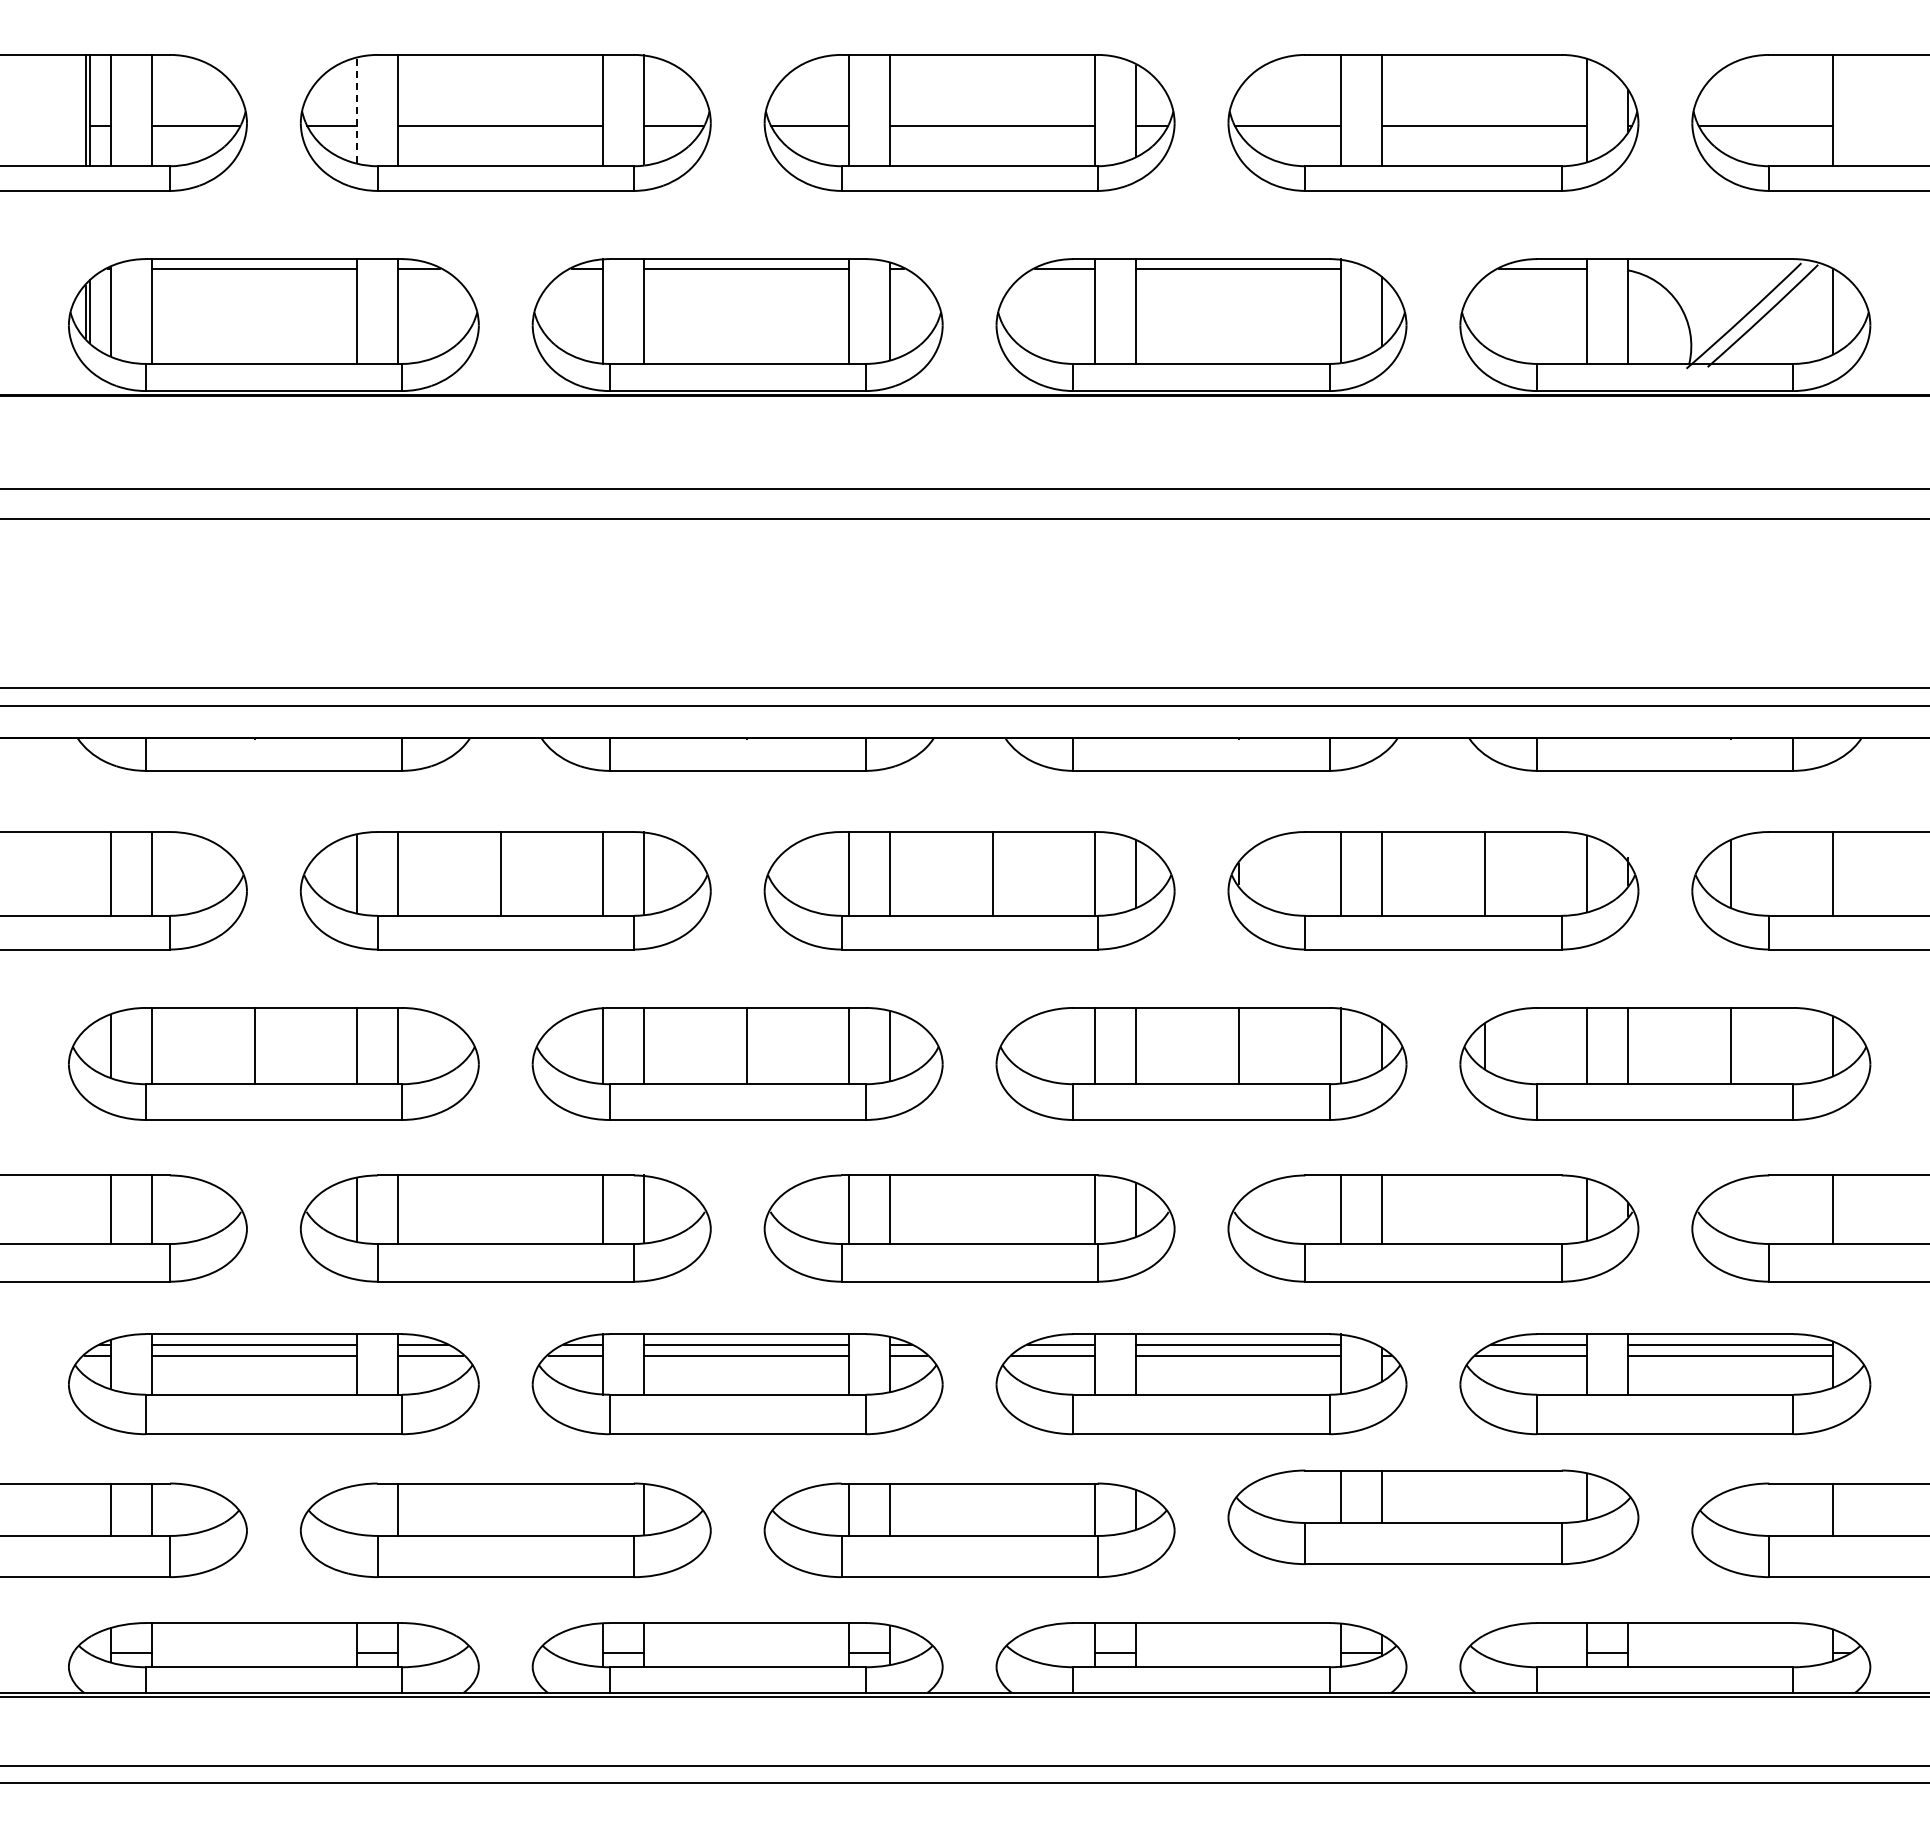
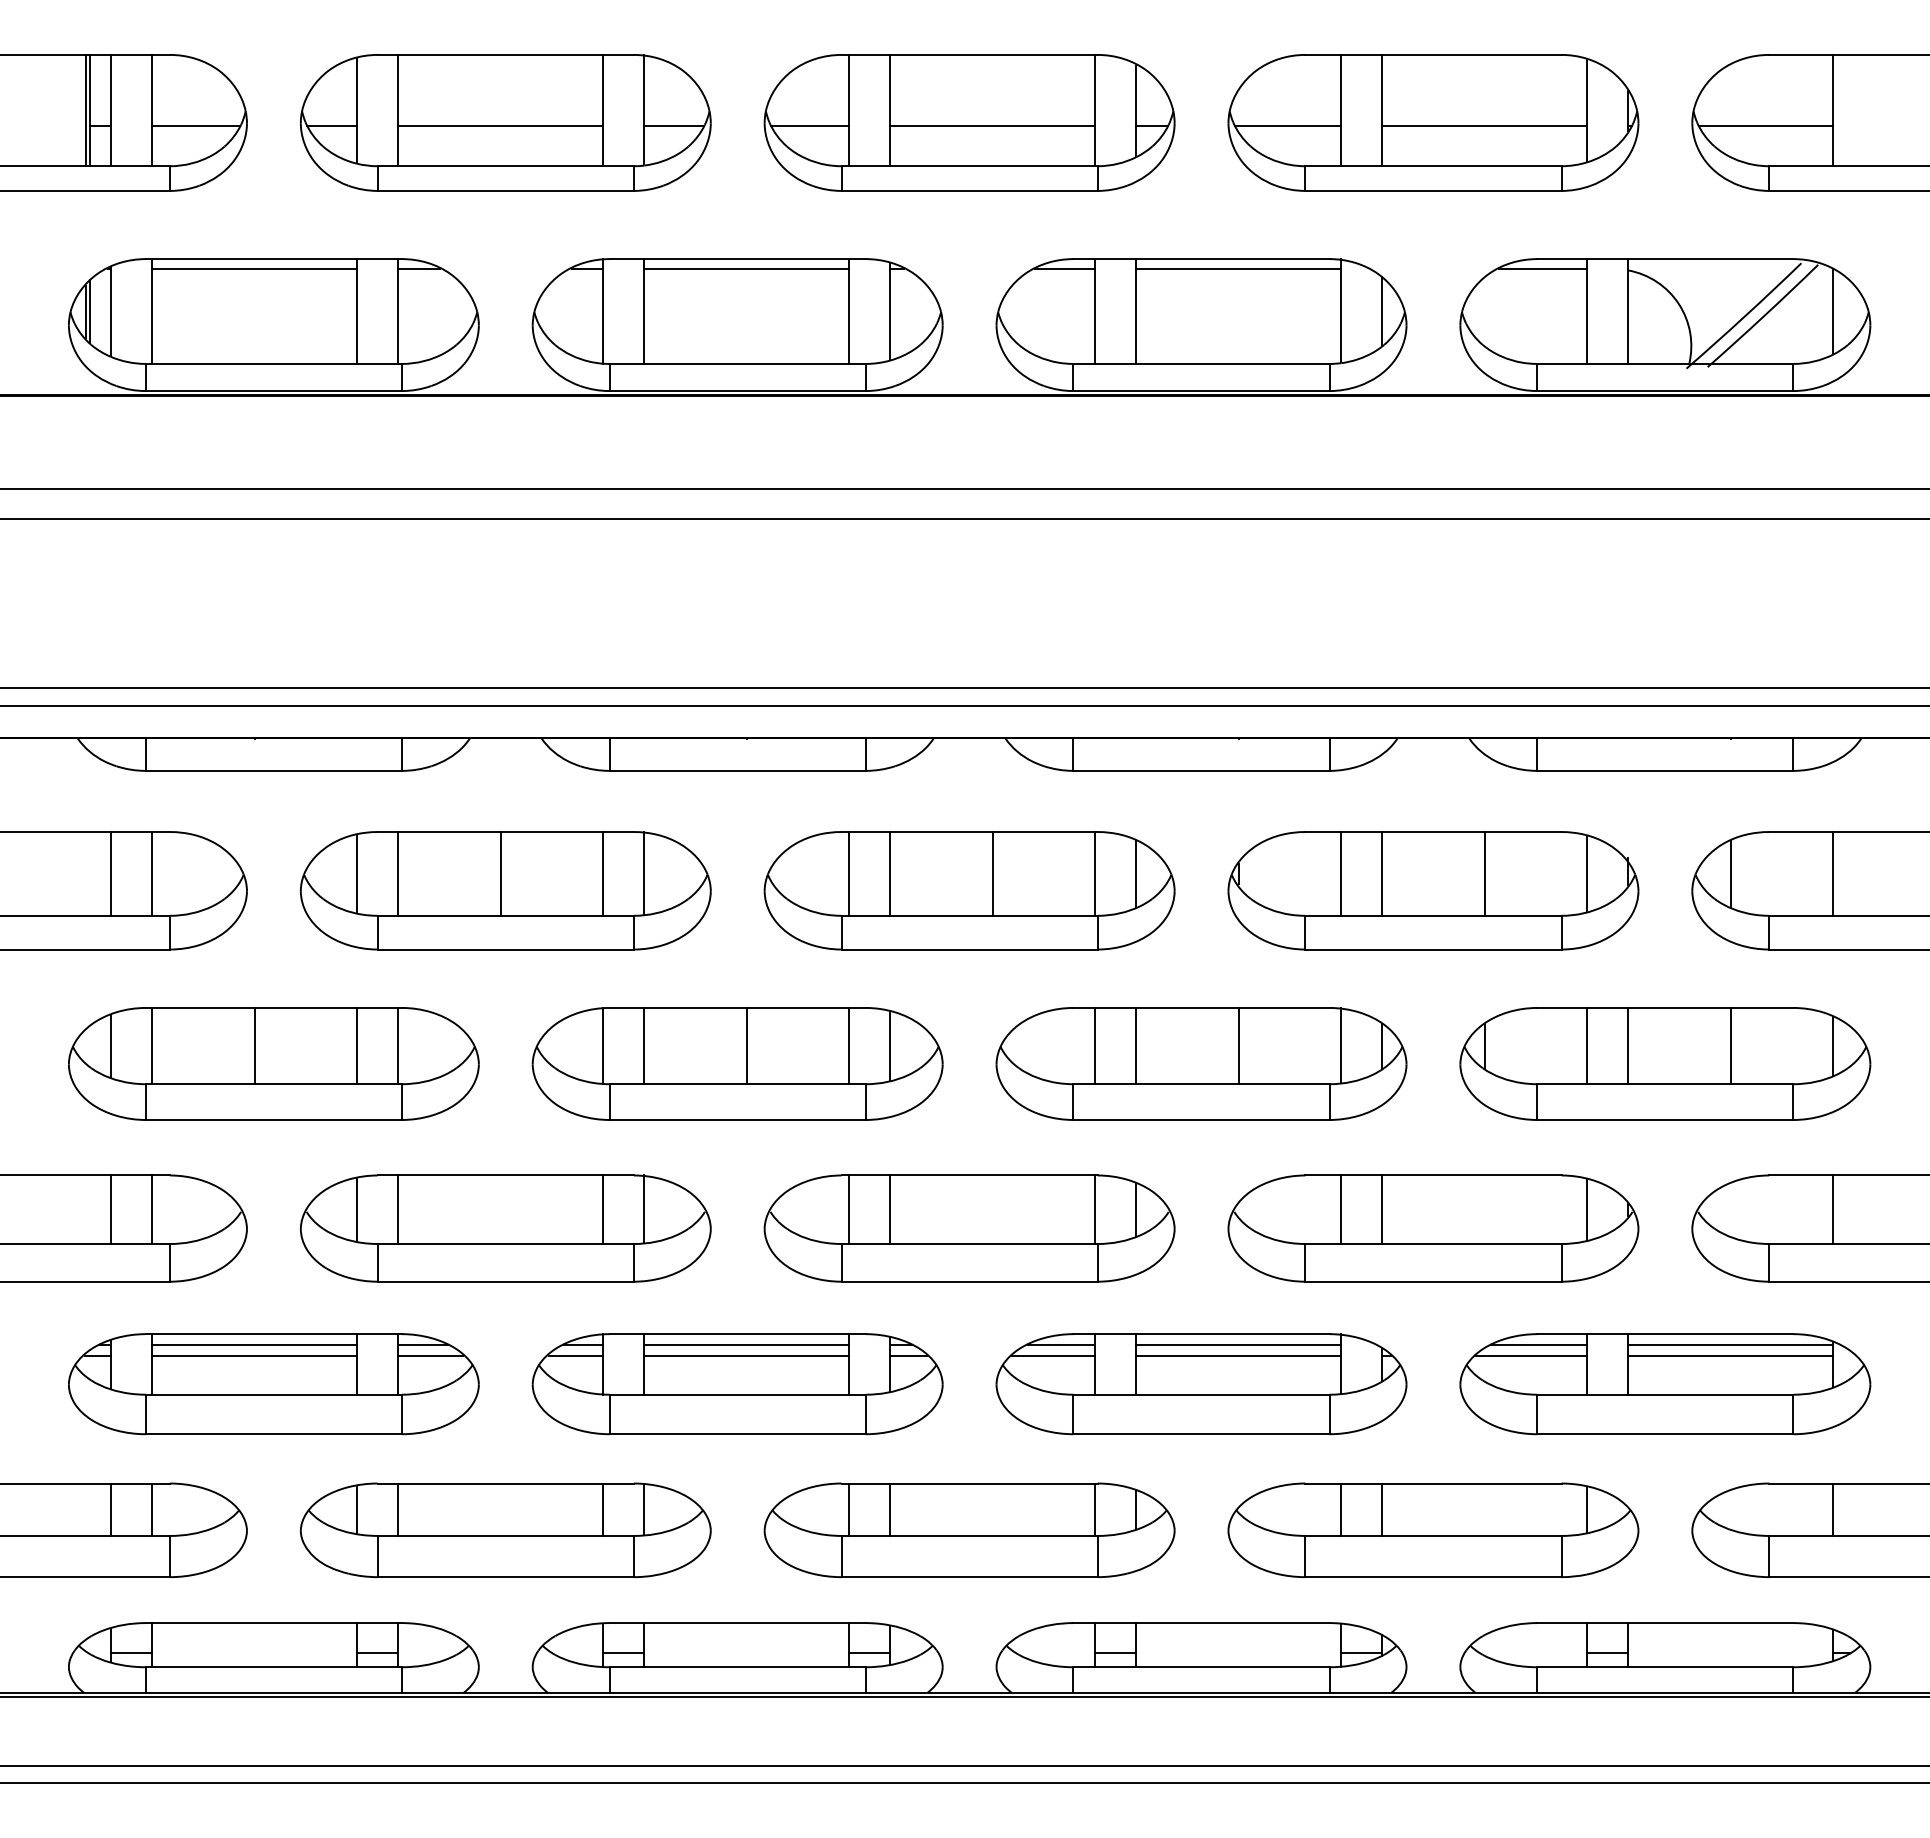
line: dashed -> solid (357, 111)
line: none -> present (357, 1509)
line: none -> present (603, 1509)
part position: (1433, 1516) -> (1433, 1529) (1433, 1529)
